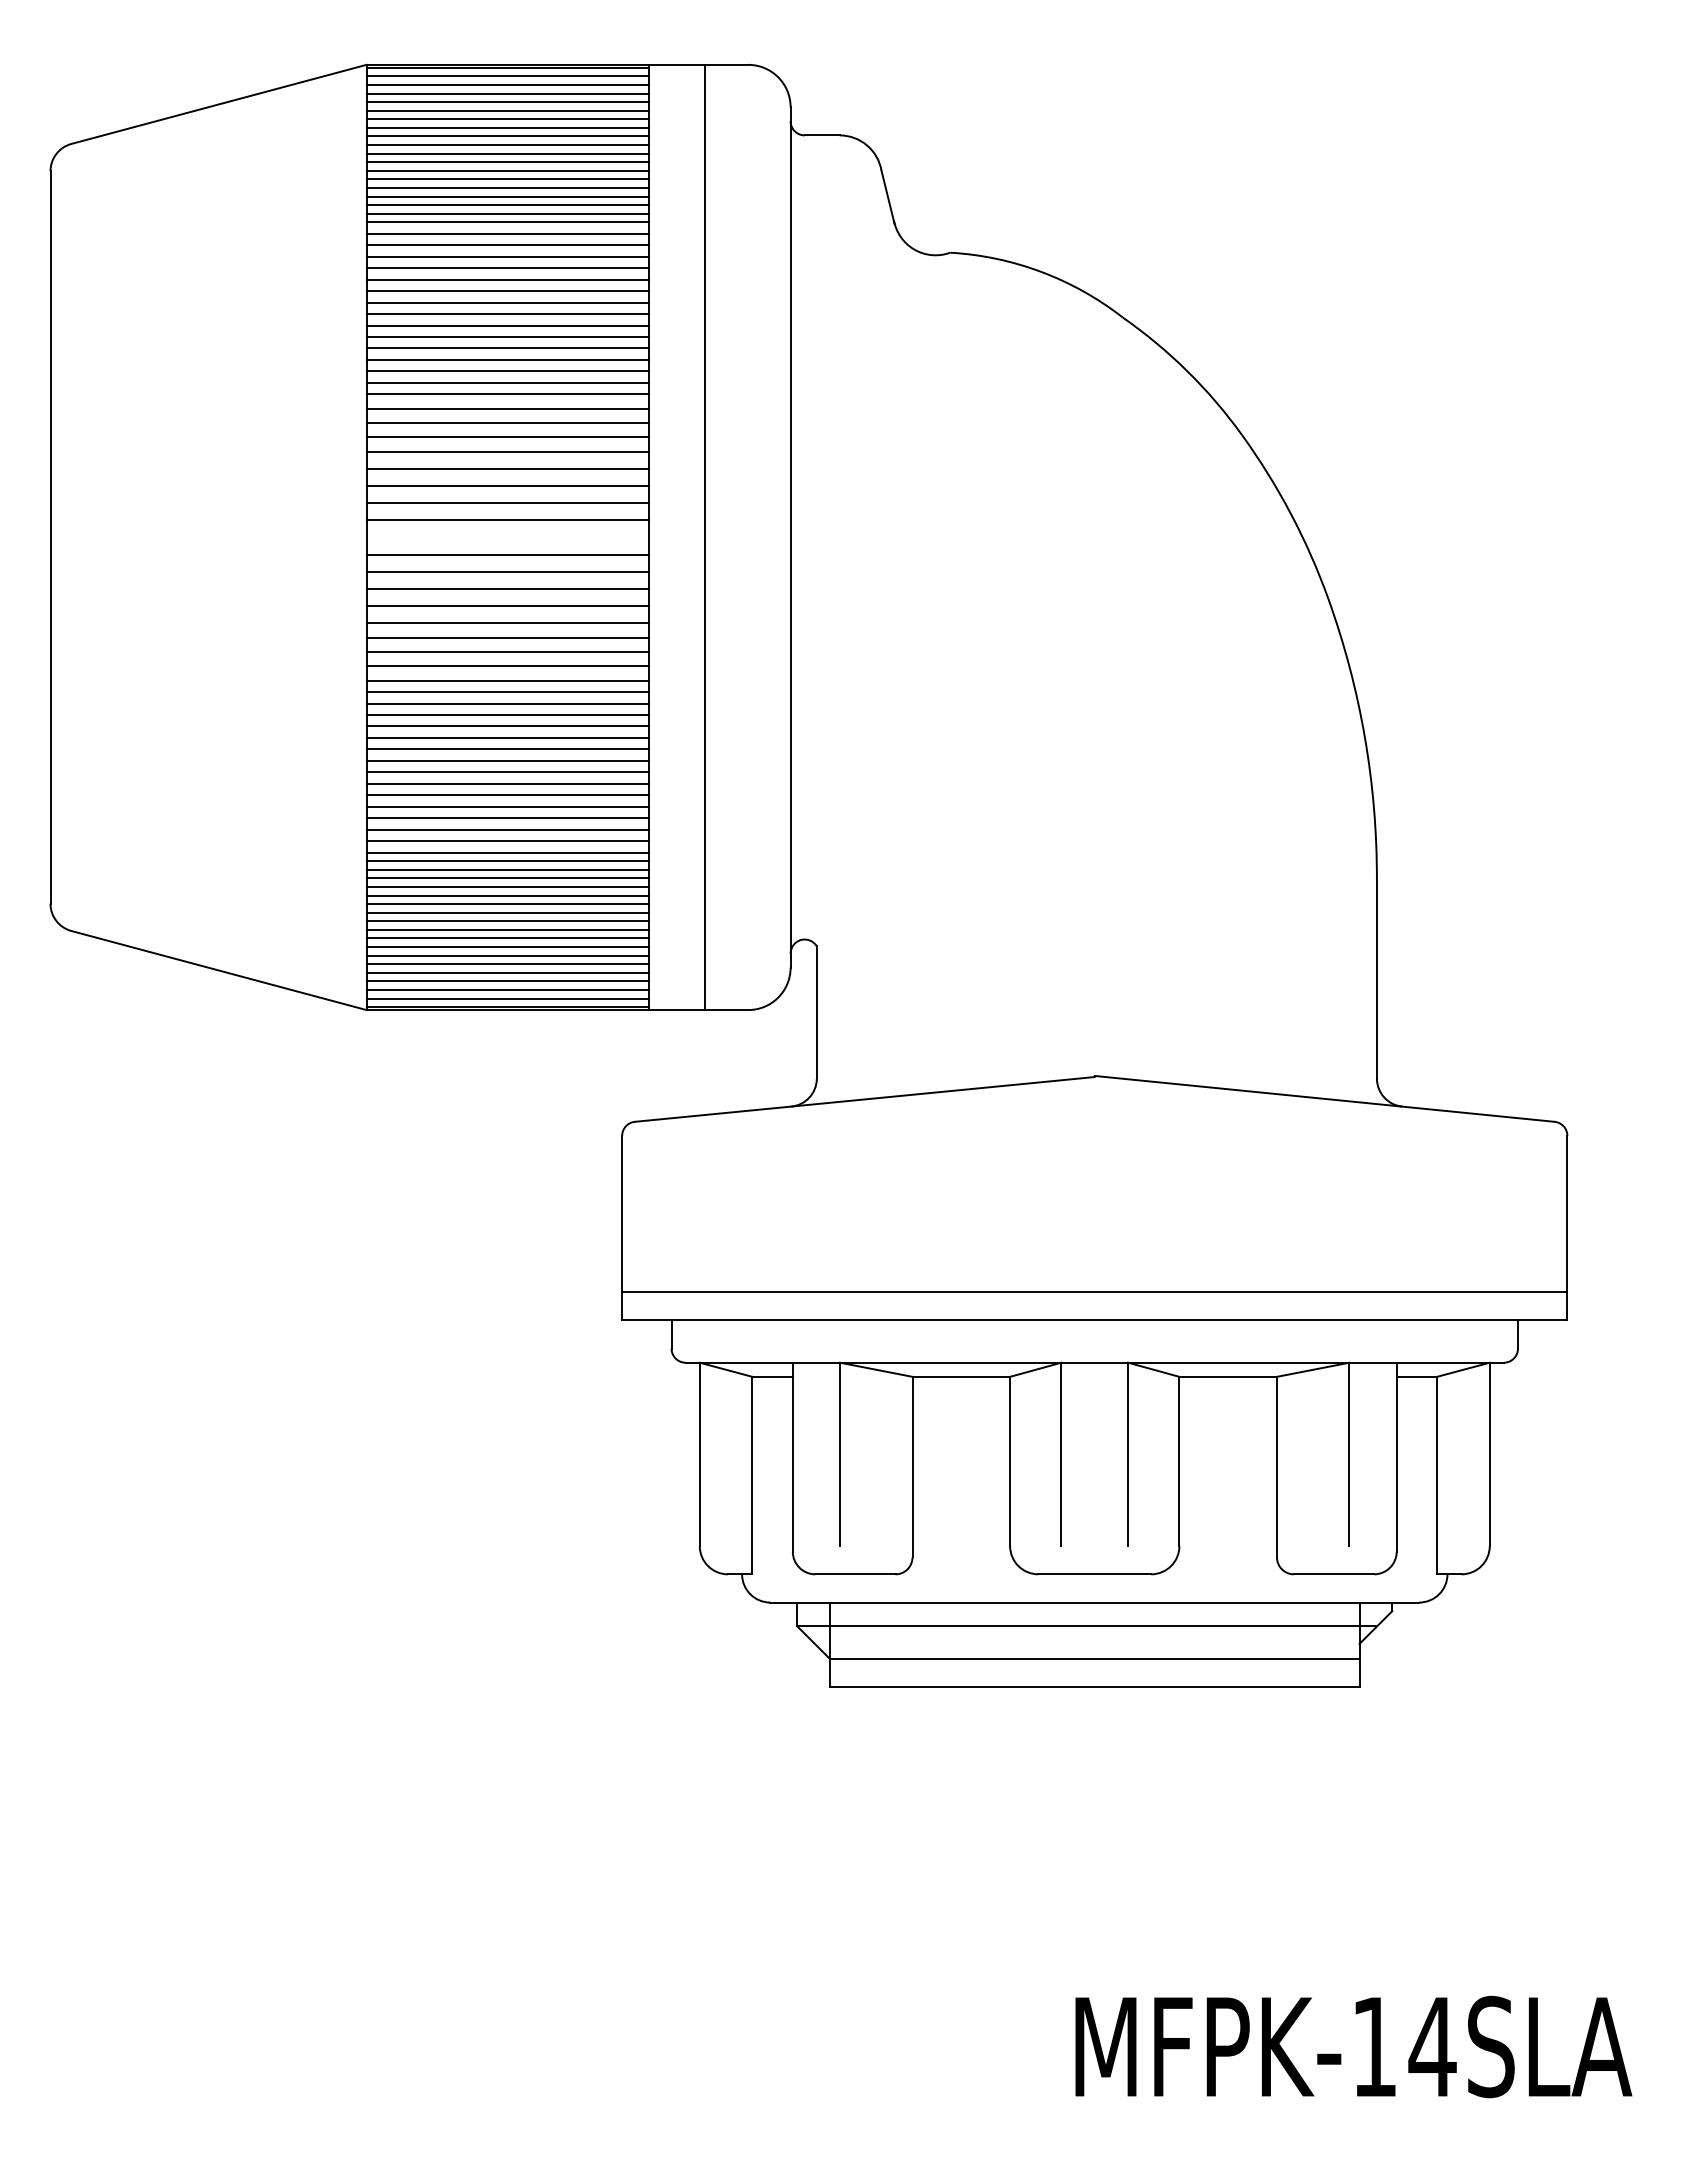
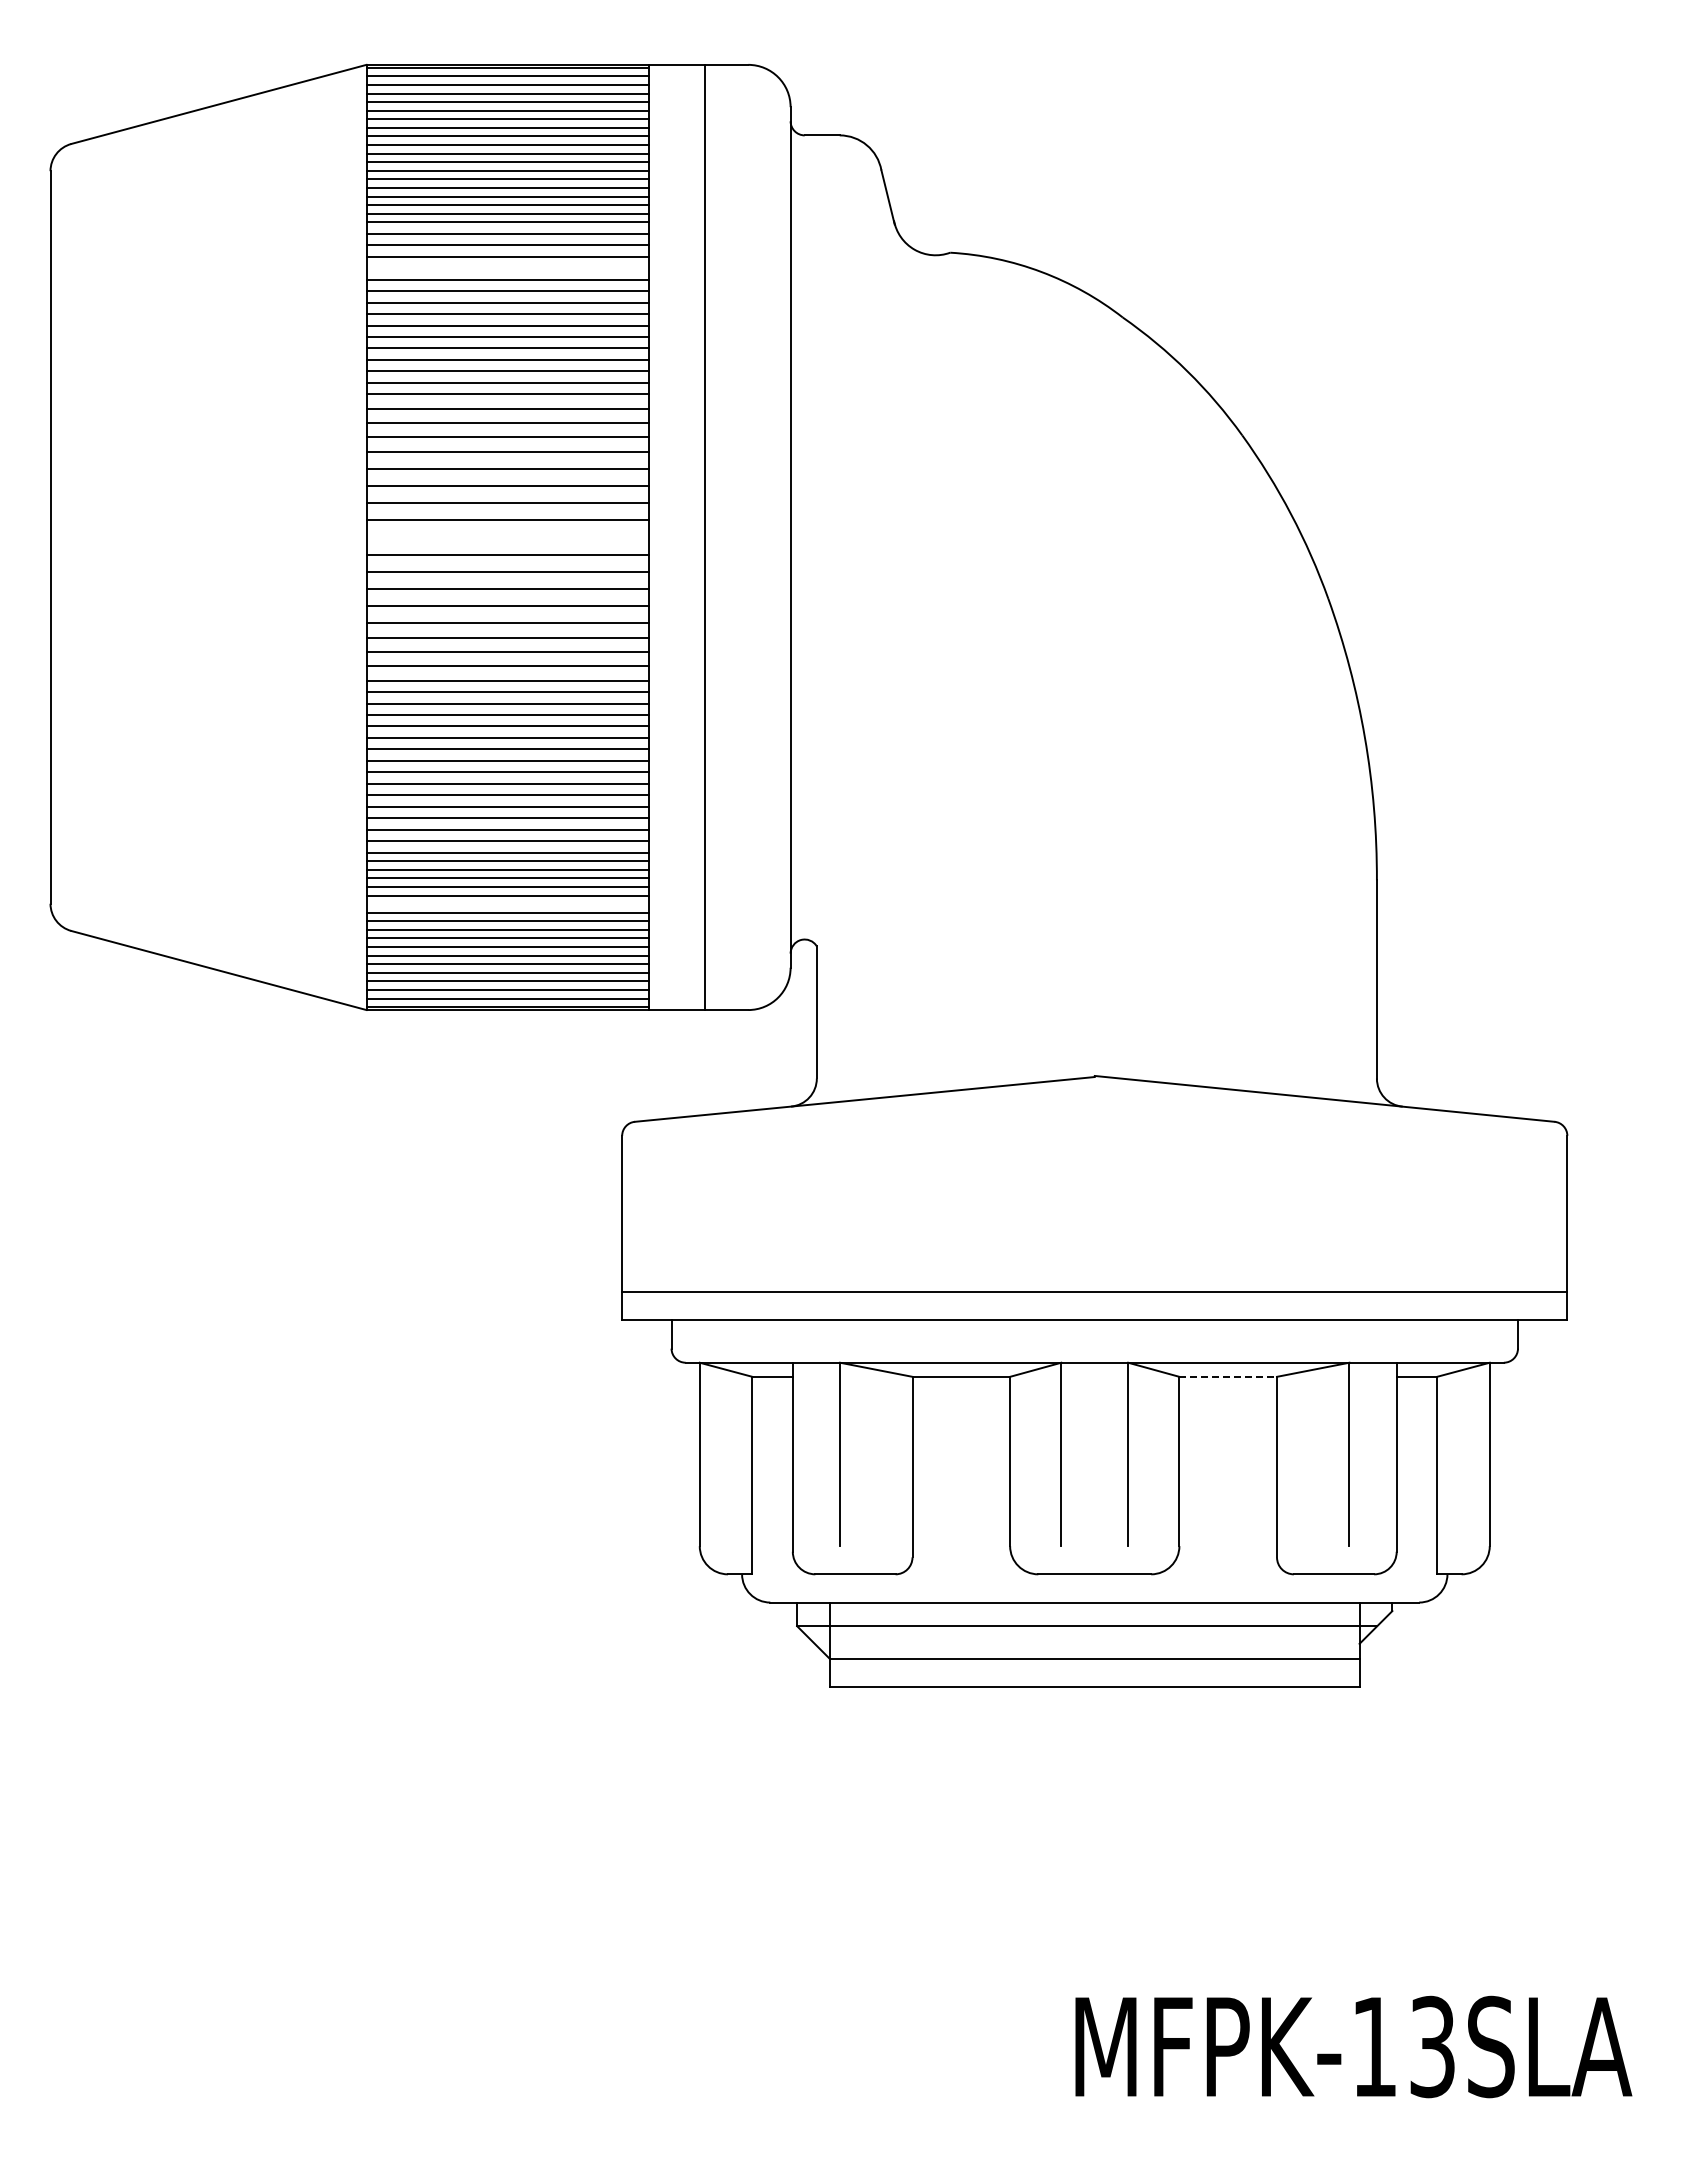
line: present -> none (507, 268)
line: present -> none (507, 904)
line: solid -> dashed (1228, 1376)
text: MFPK-14SLA -> MFPK-13SLA (1432, 2046)
